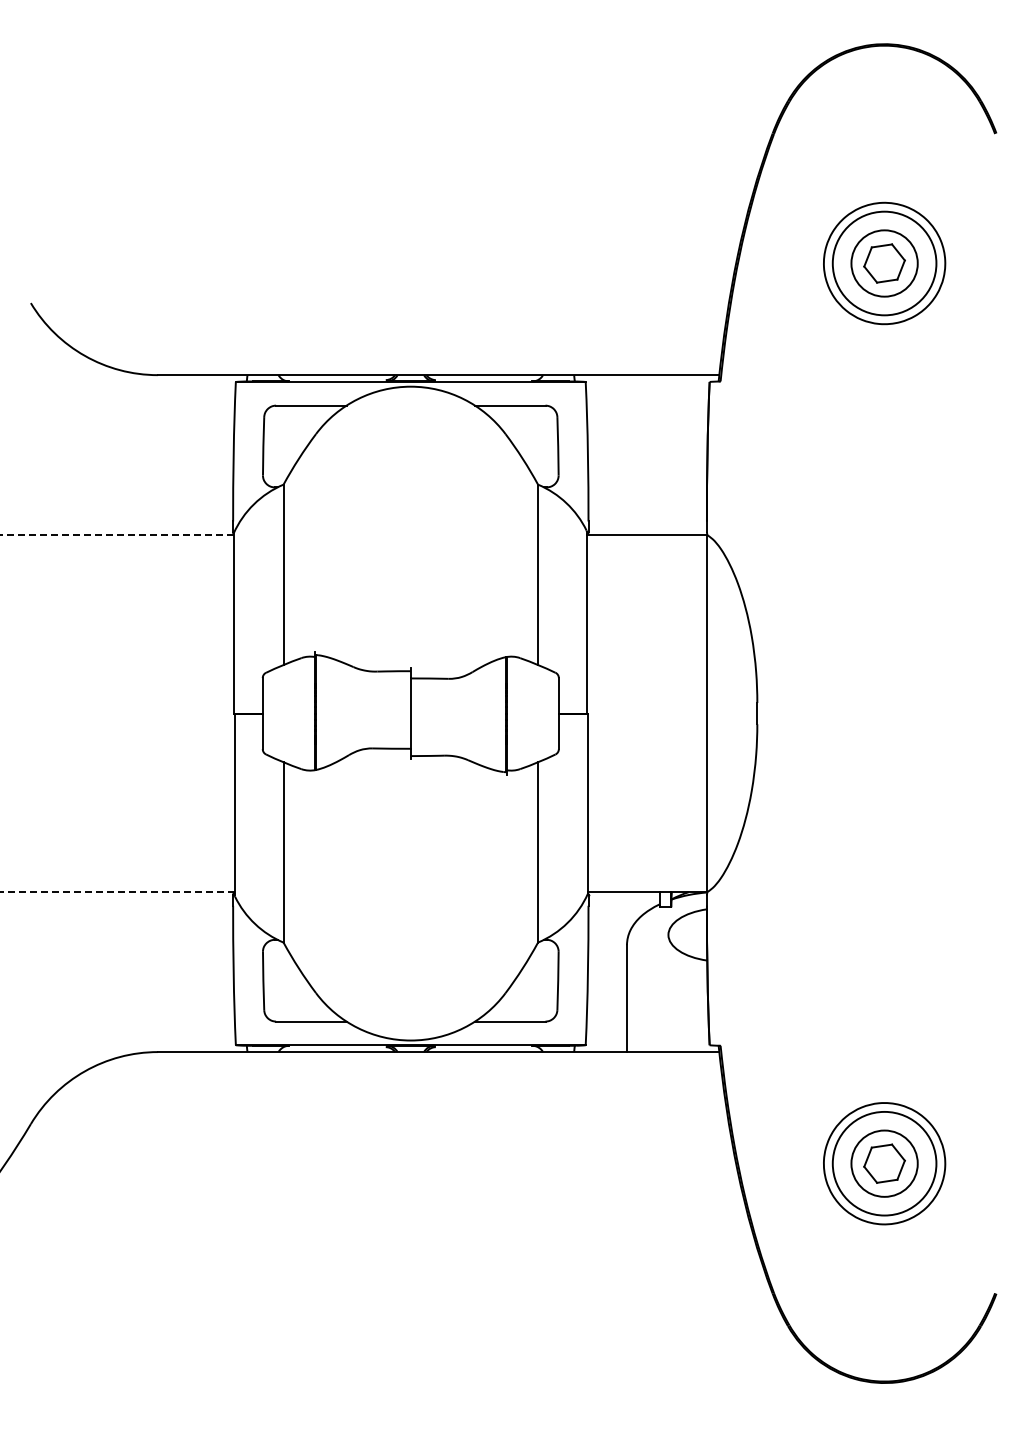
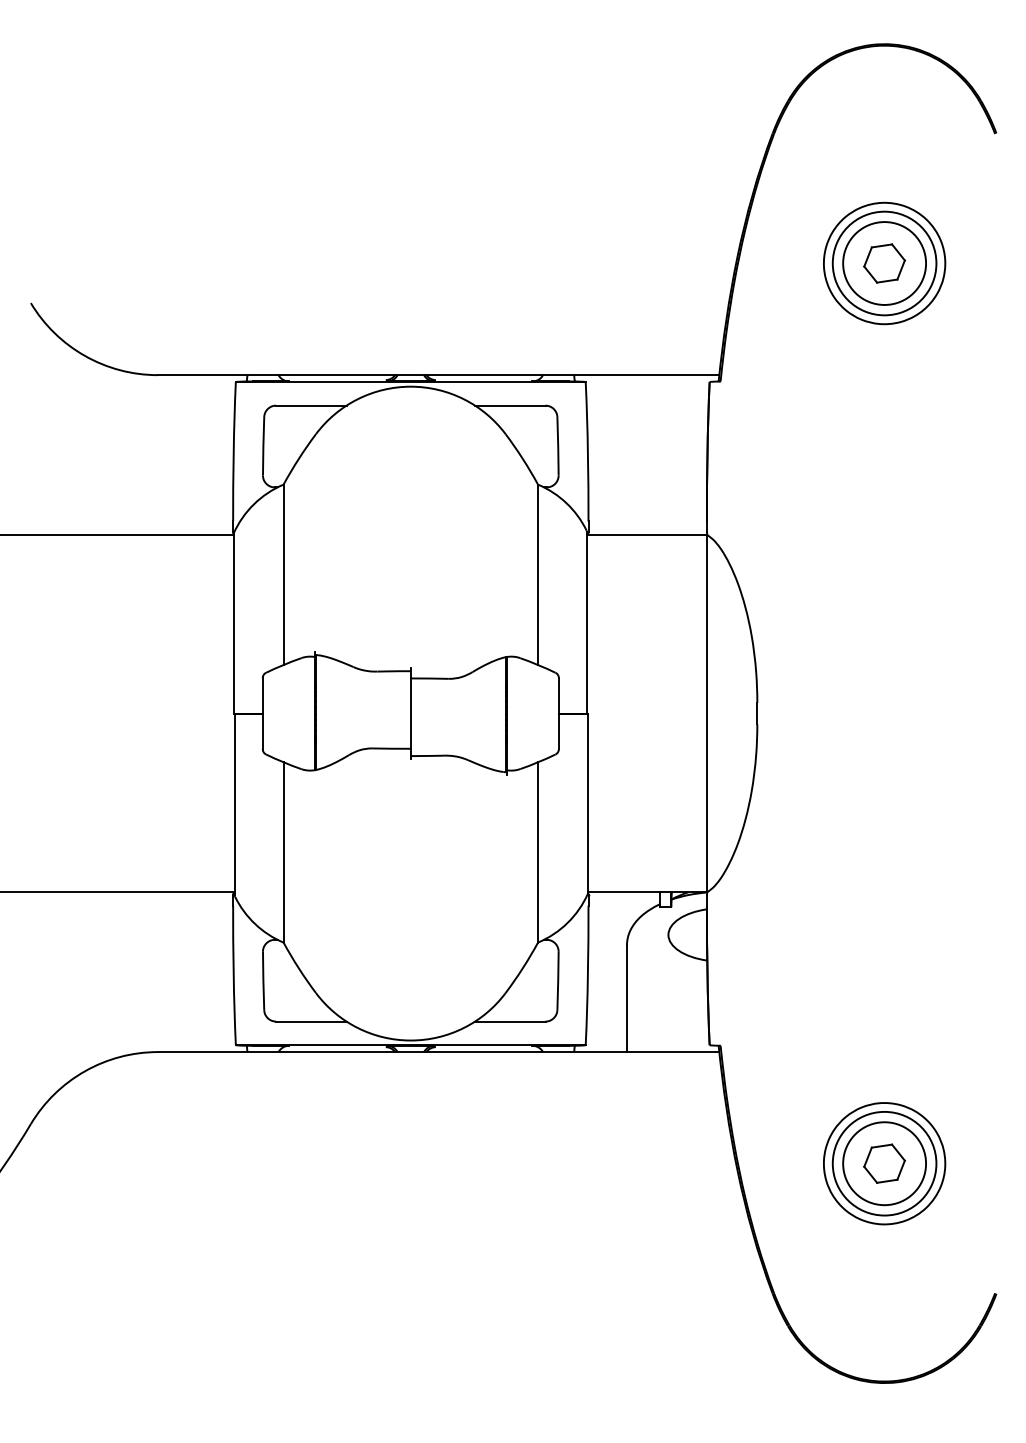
circle diameter: 66 px -> 83 px (884, 263)
line: dashed -> solid (116, 535)
line: dashed -> solid (116, 892)
circle diameter: 66 px -> 83 px (884, 1163)
